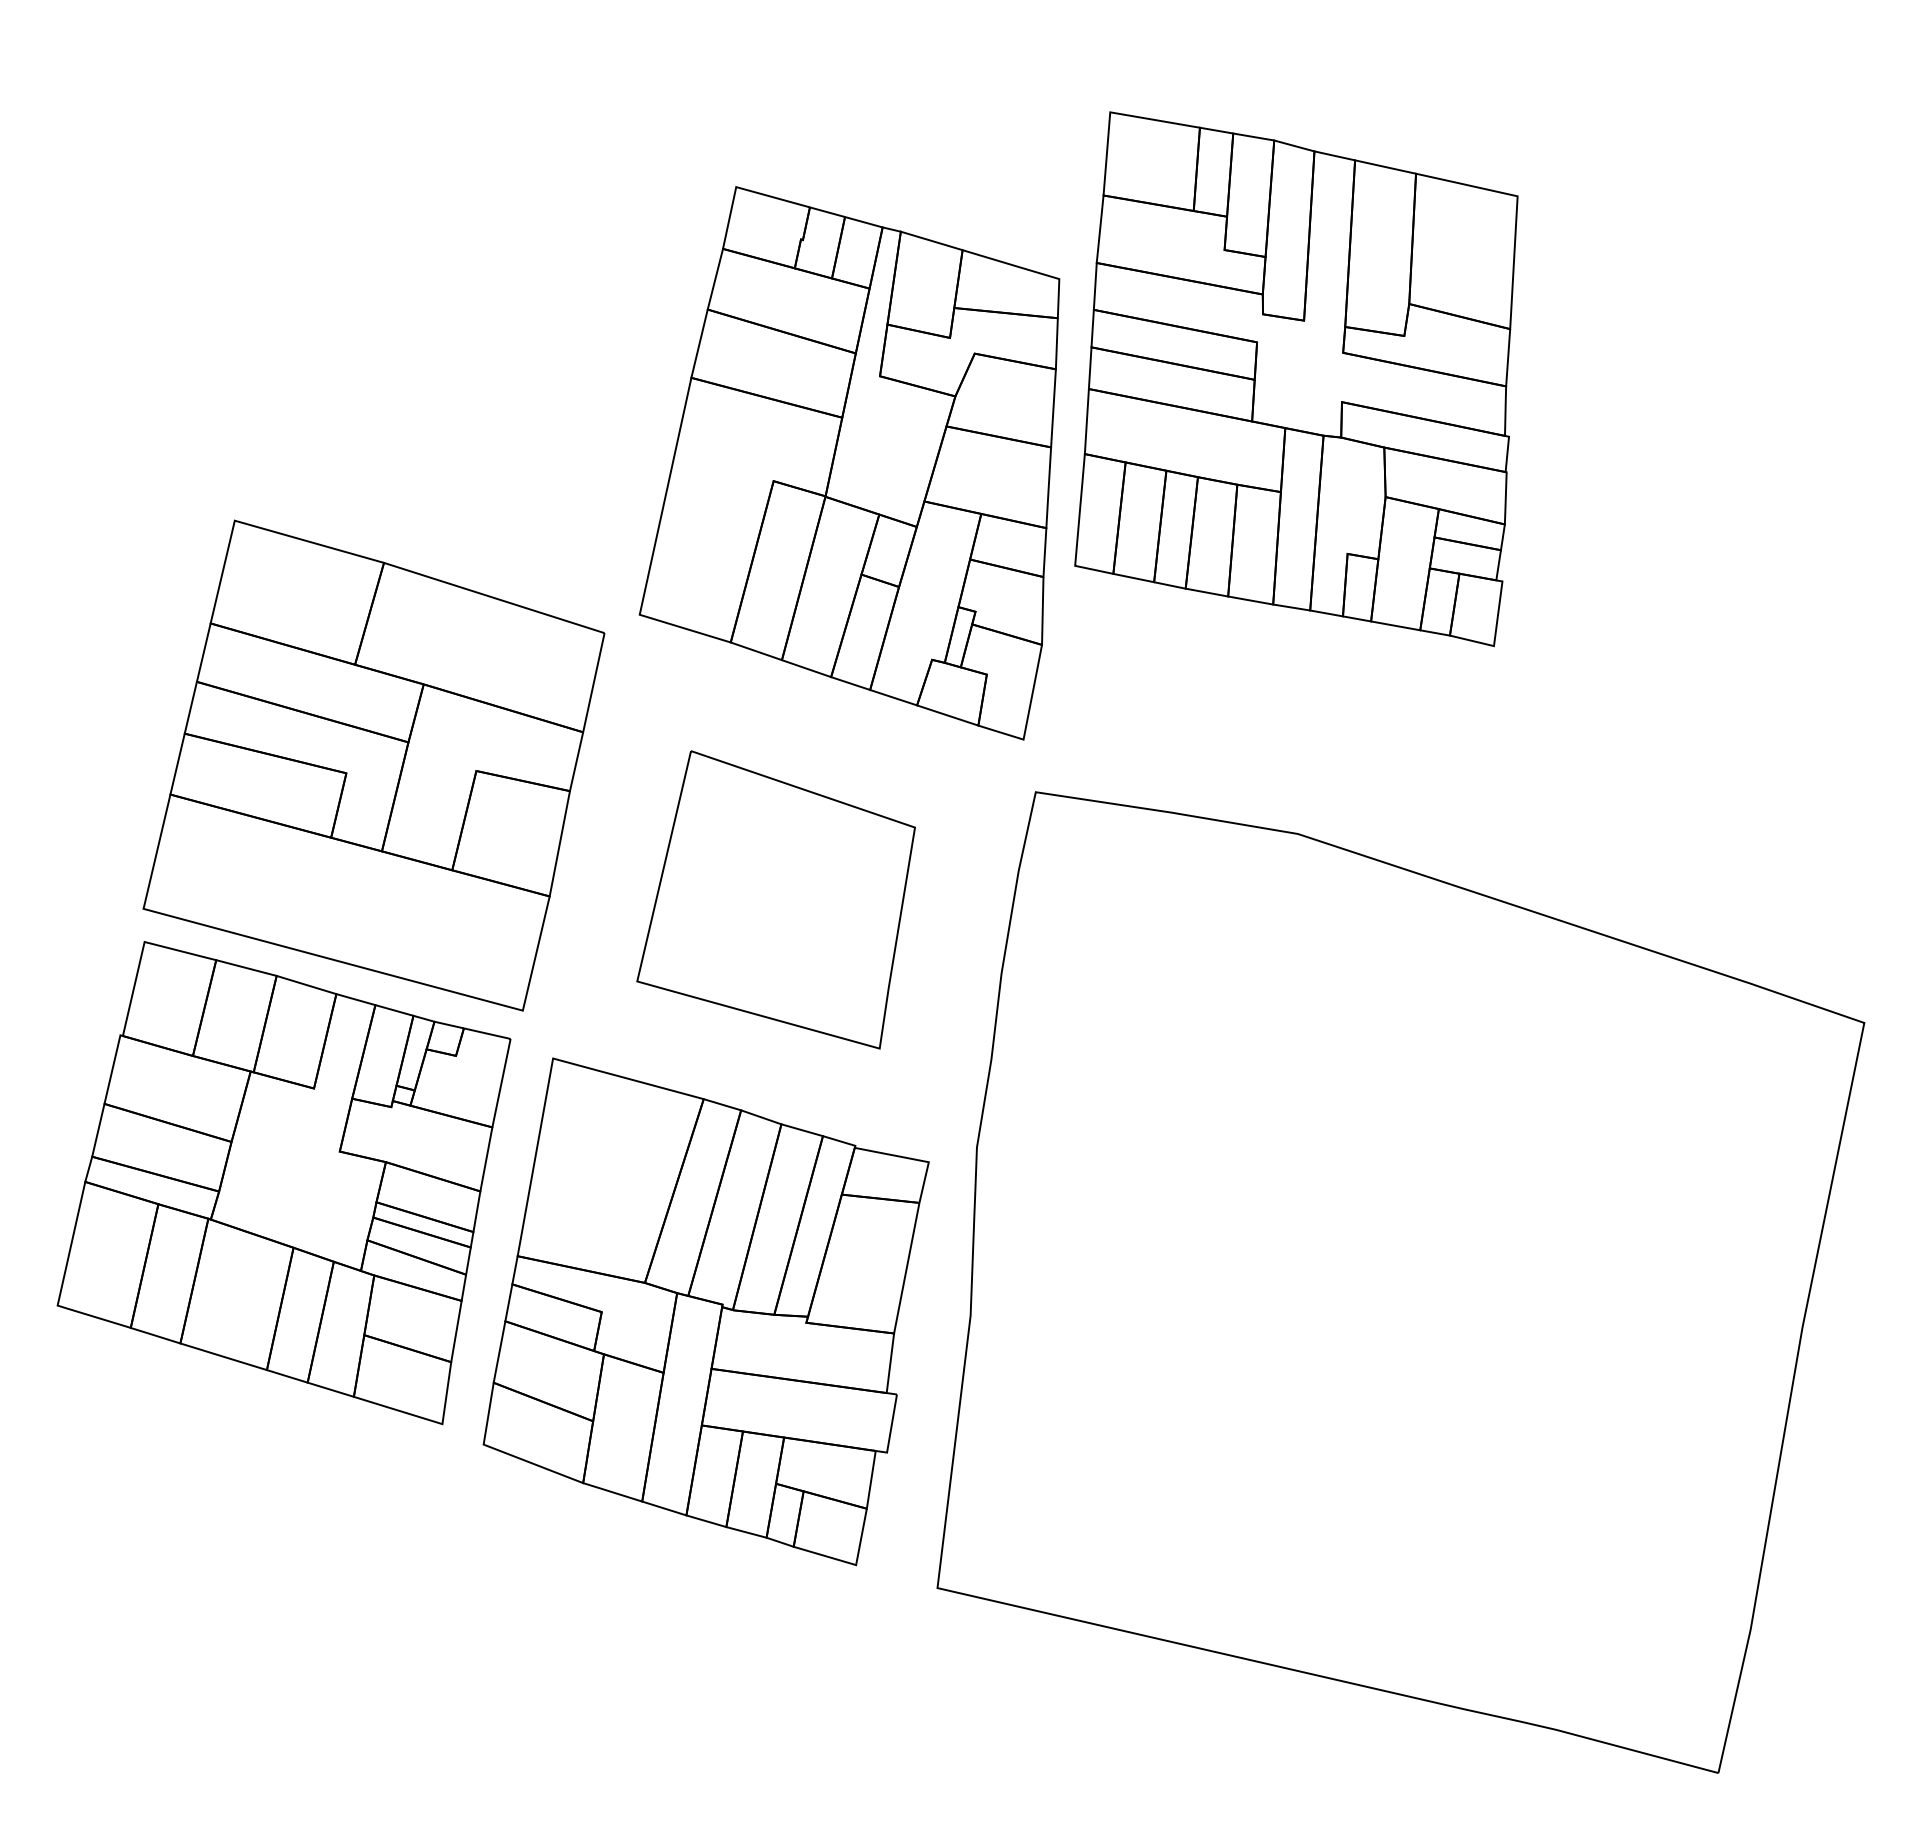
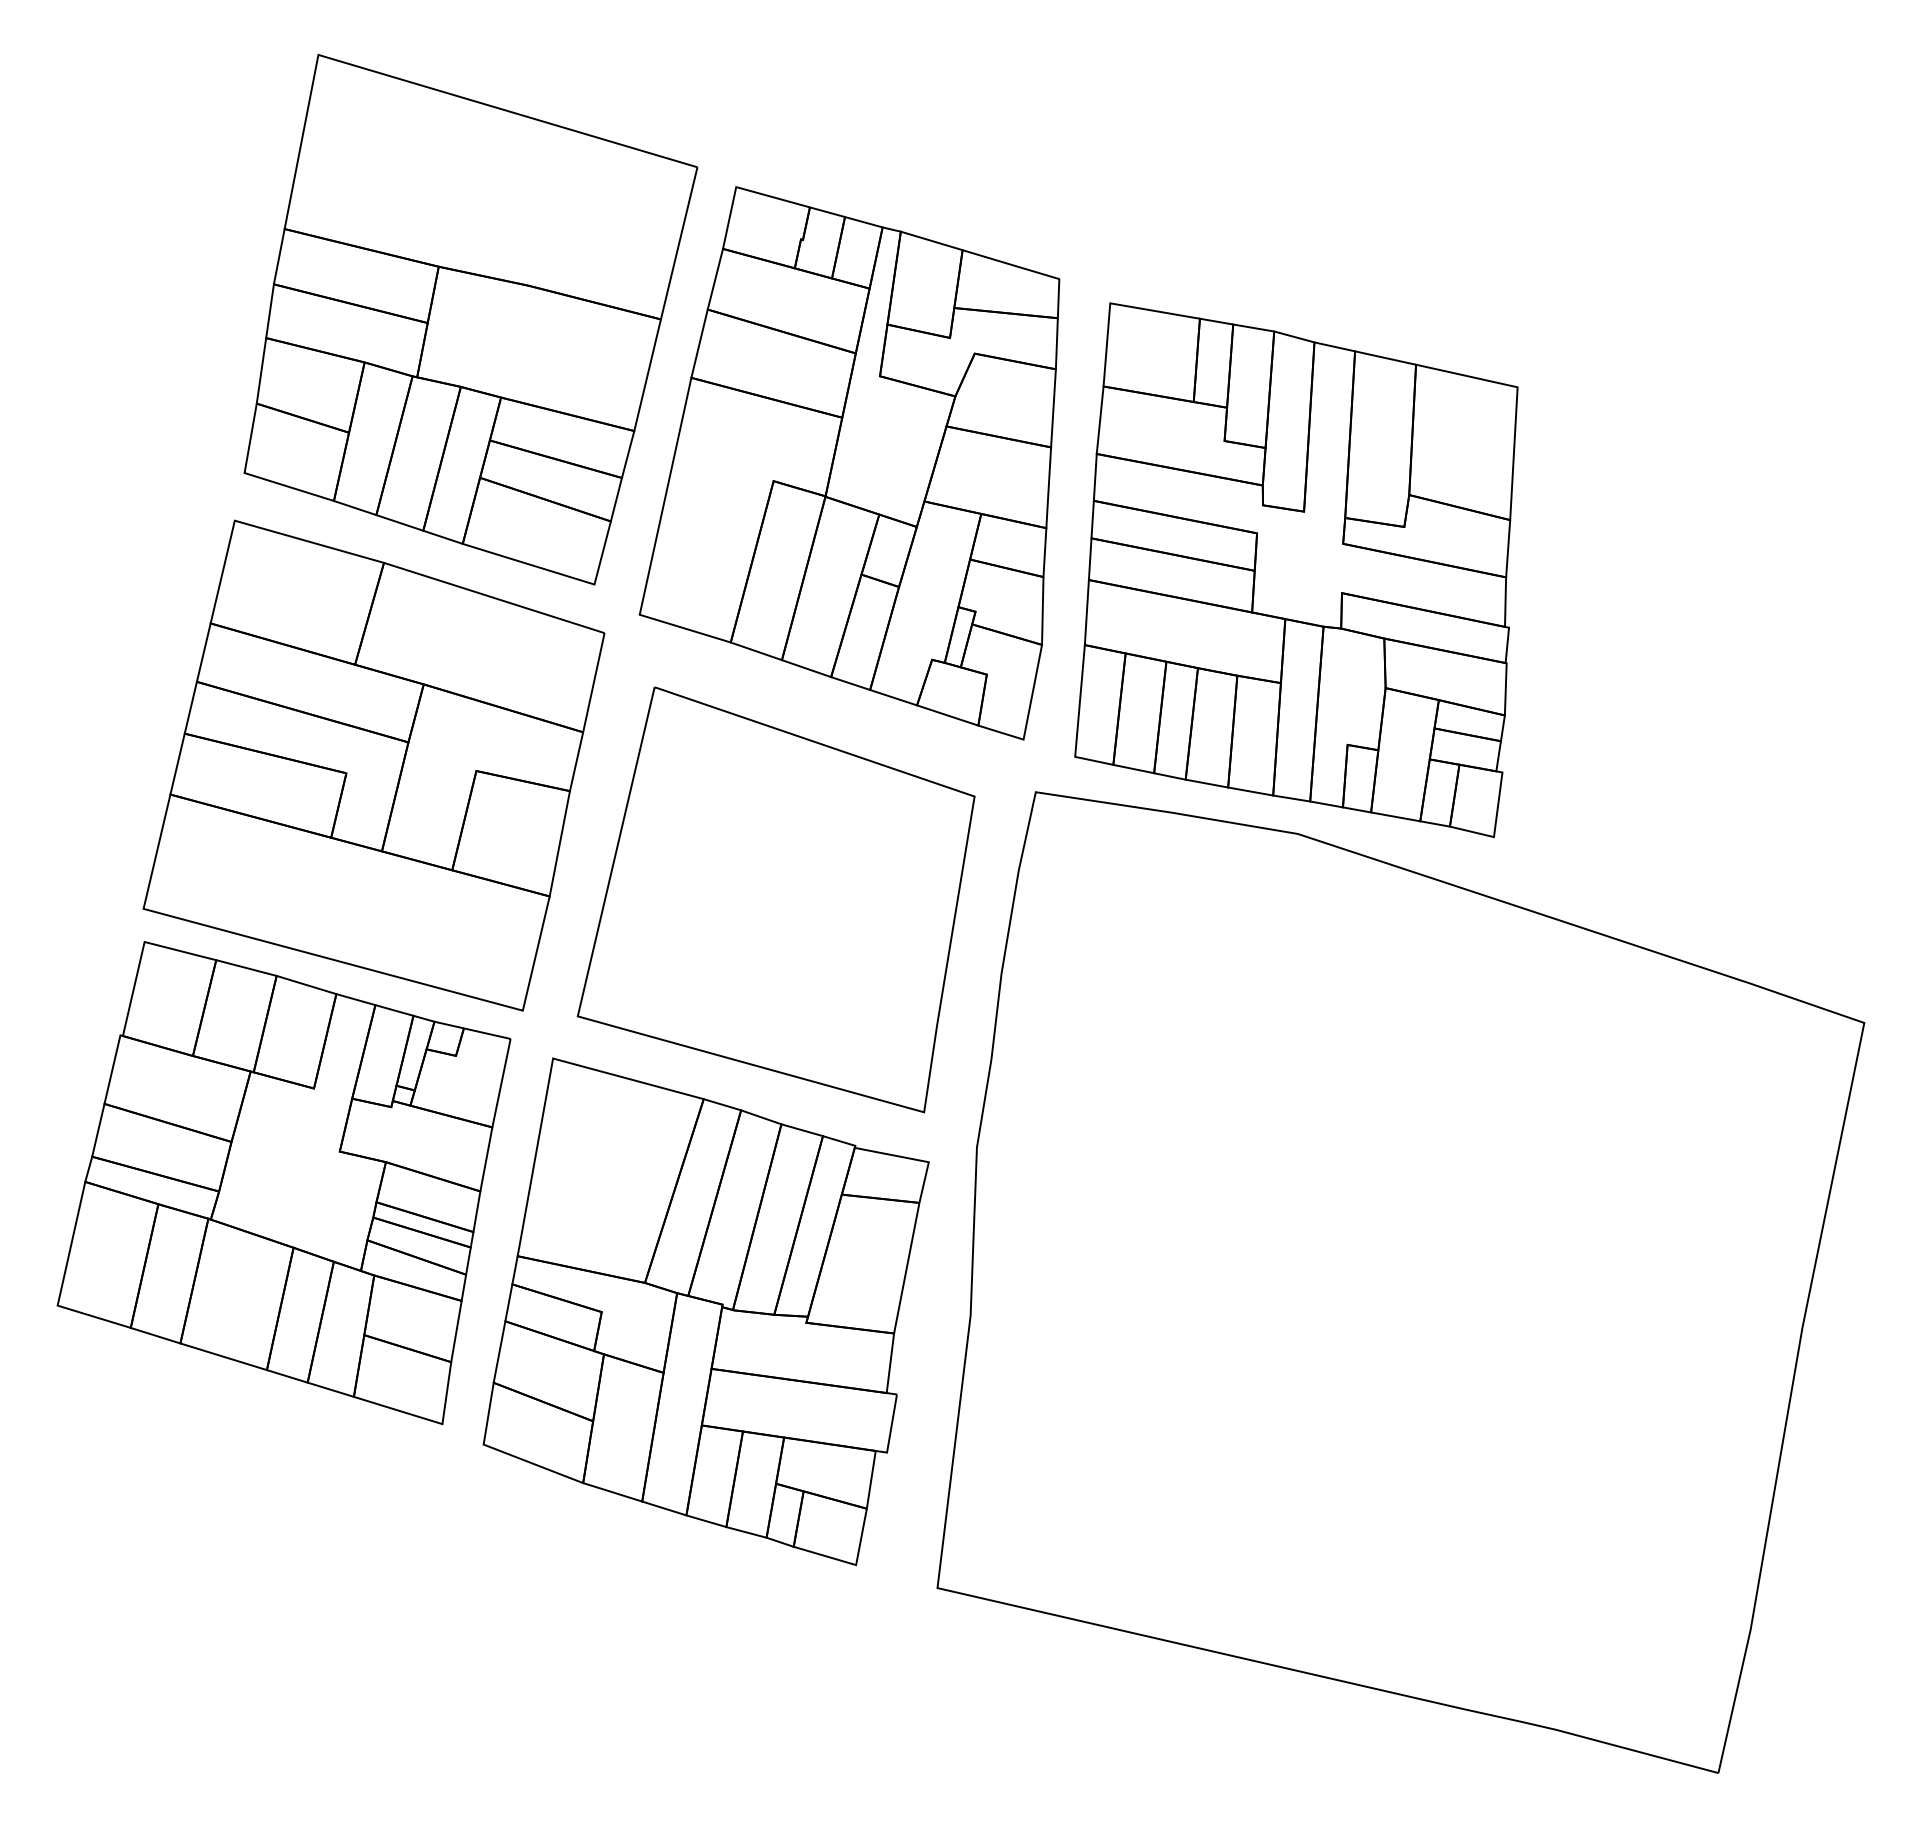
part: none -> present (470, 319)
part position: (1296, 379) -> (1296, 570) (1296, 570)
part size: 280x300 px -> 400x428 px (775, 899)
